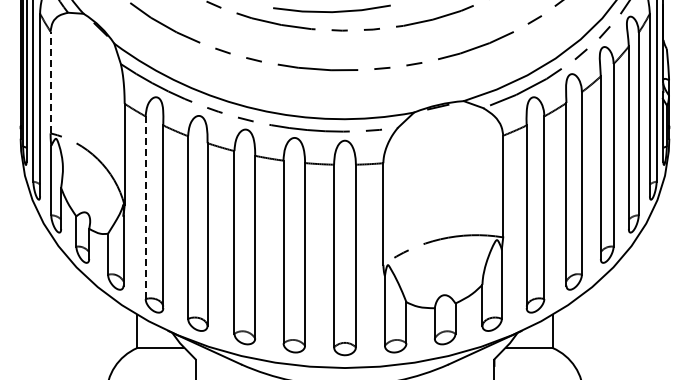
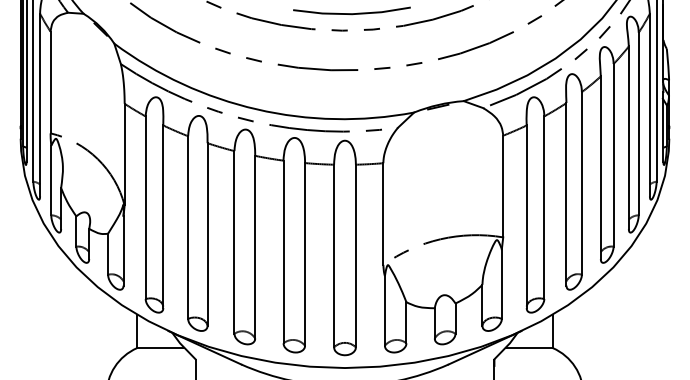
line position: (331, 11) -> (351, 13) (351, 13)
line: dashed -> solid (50, 82)
line: dashed -> solid (145, 207)
